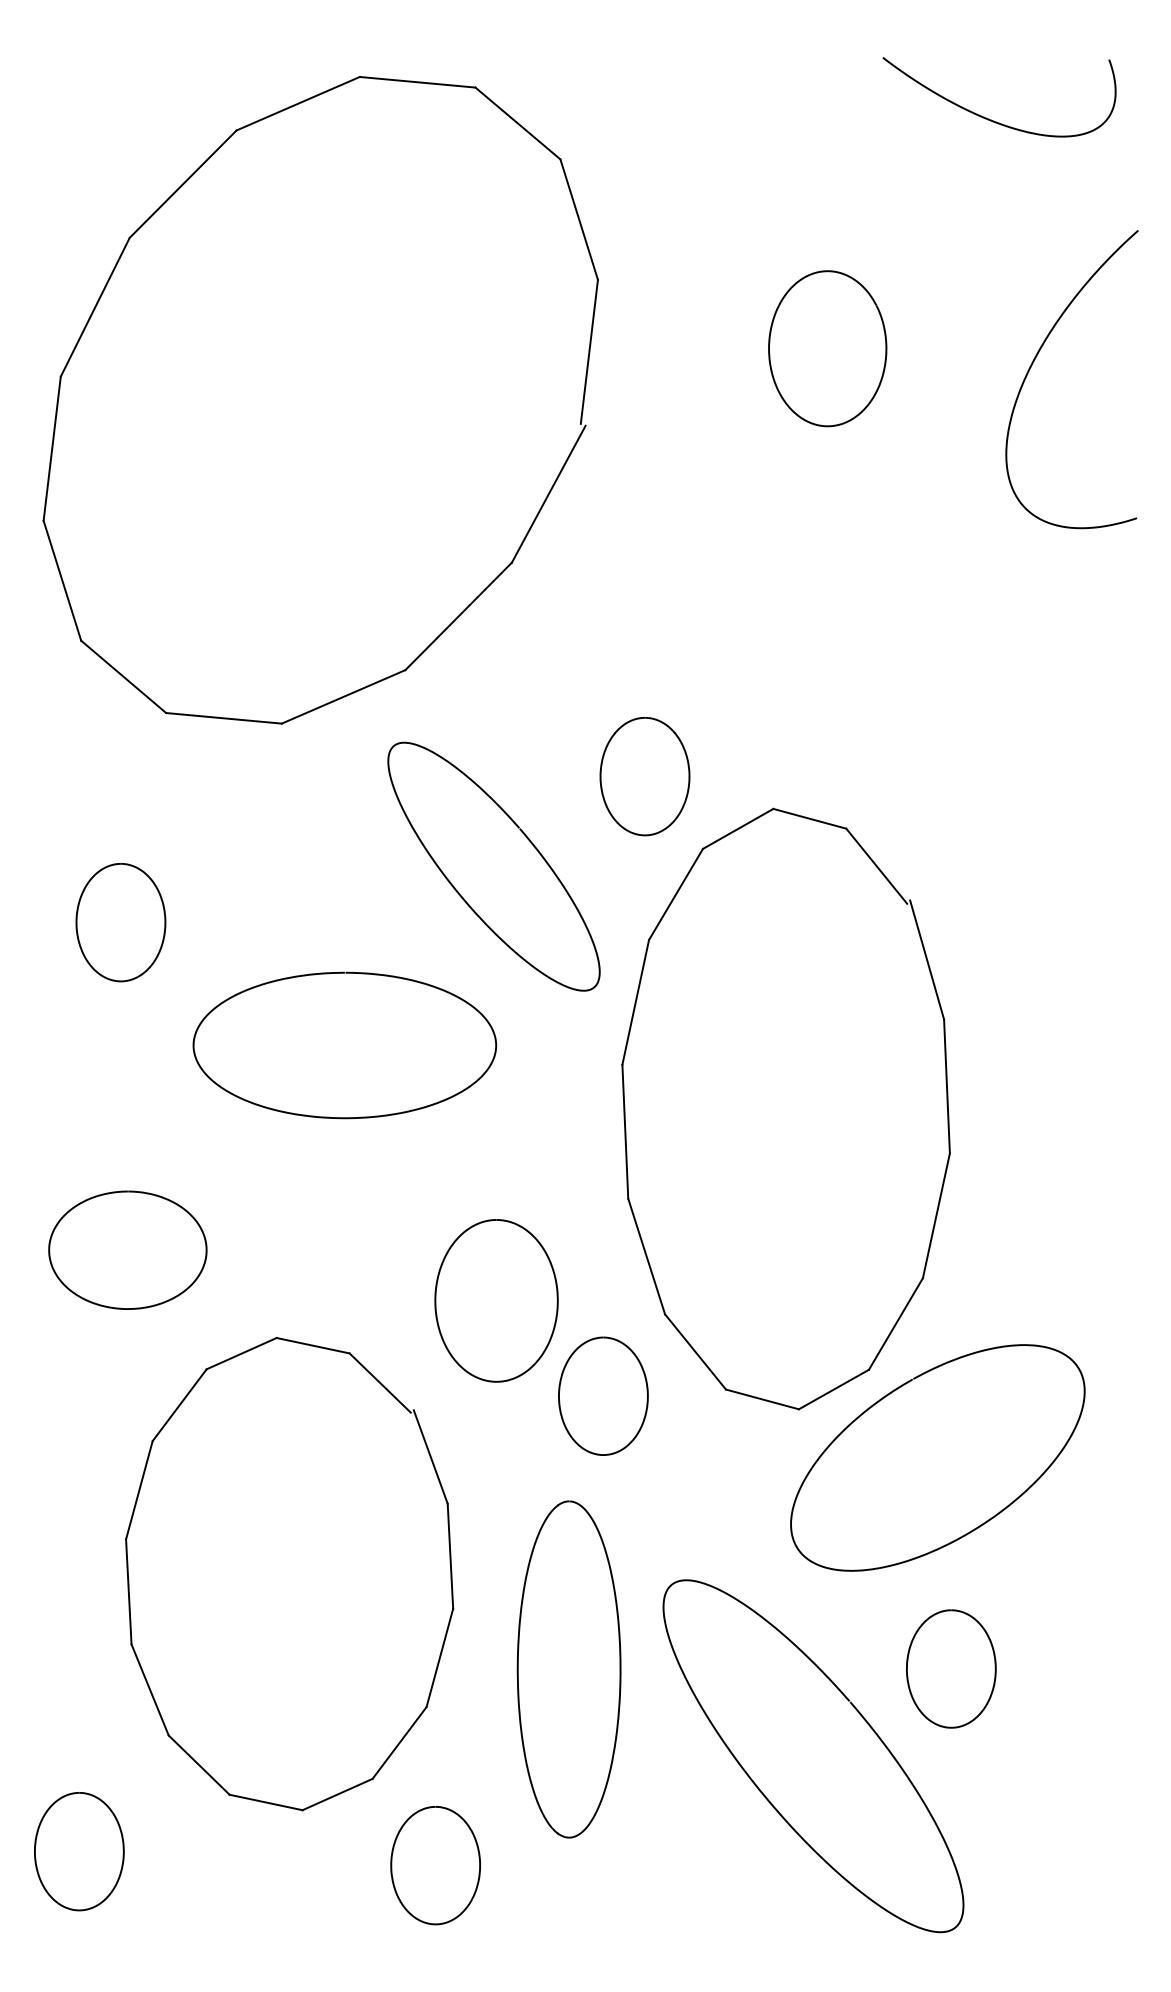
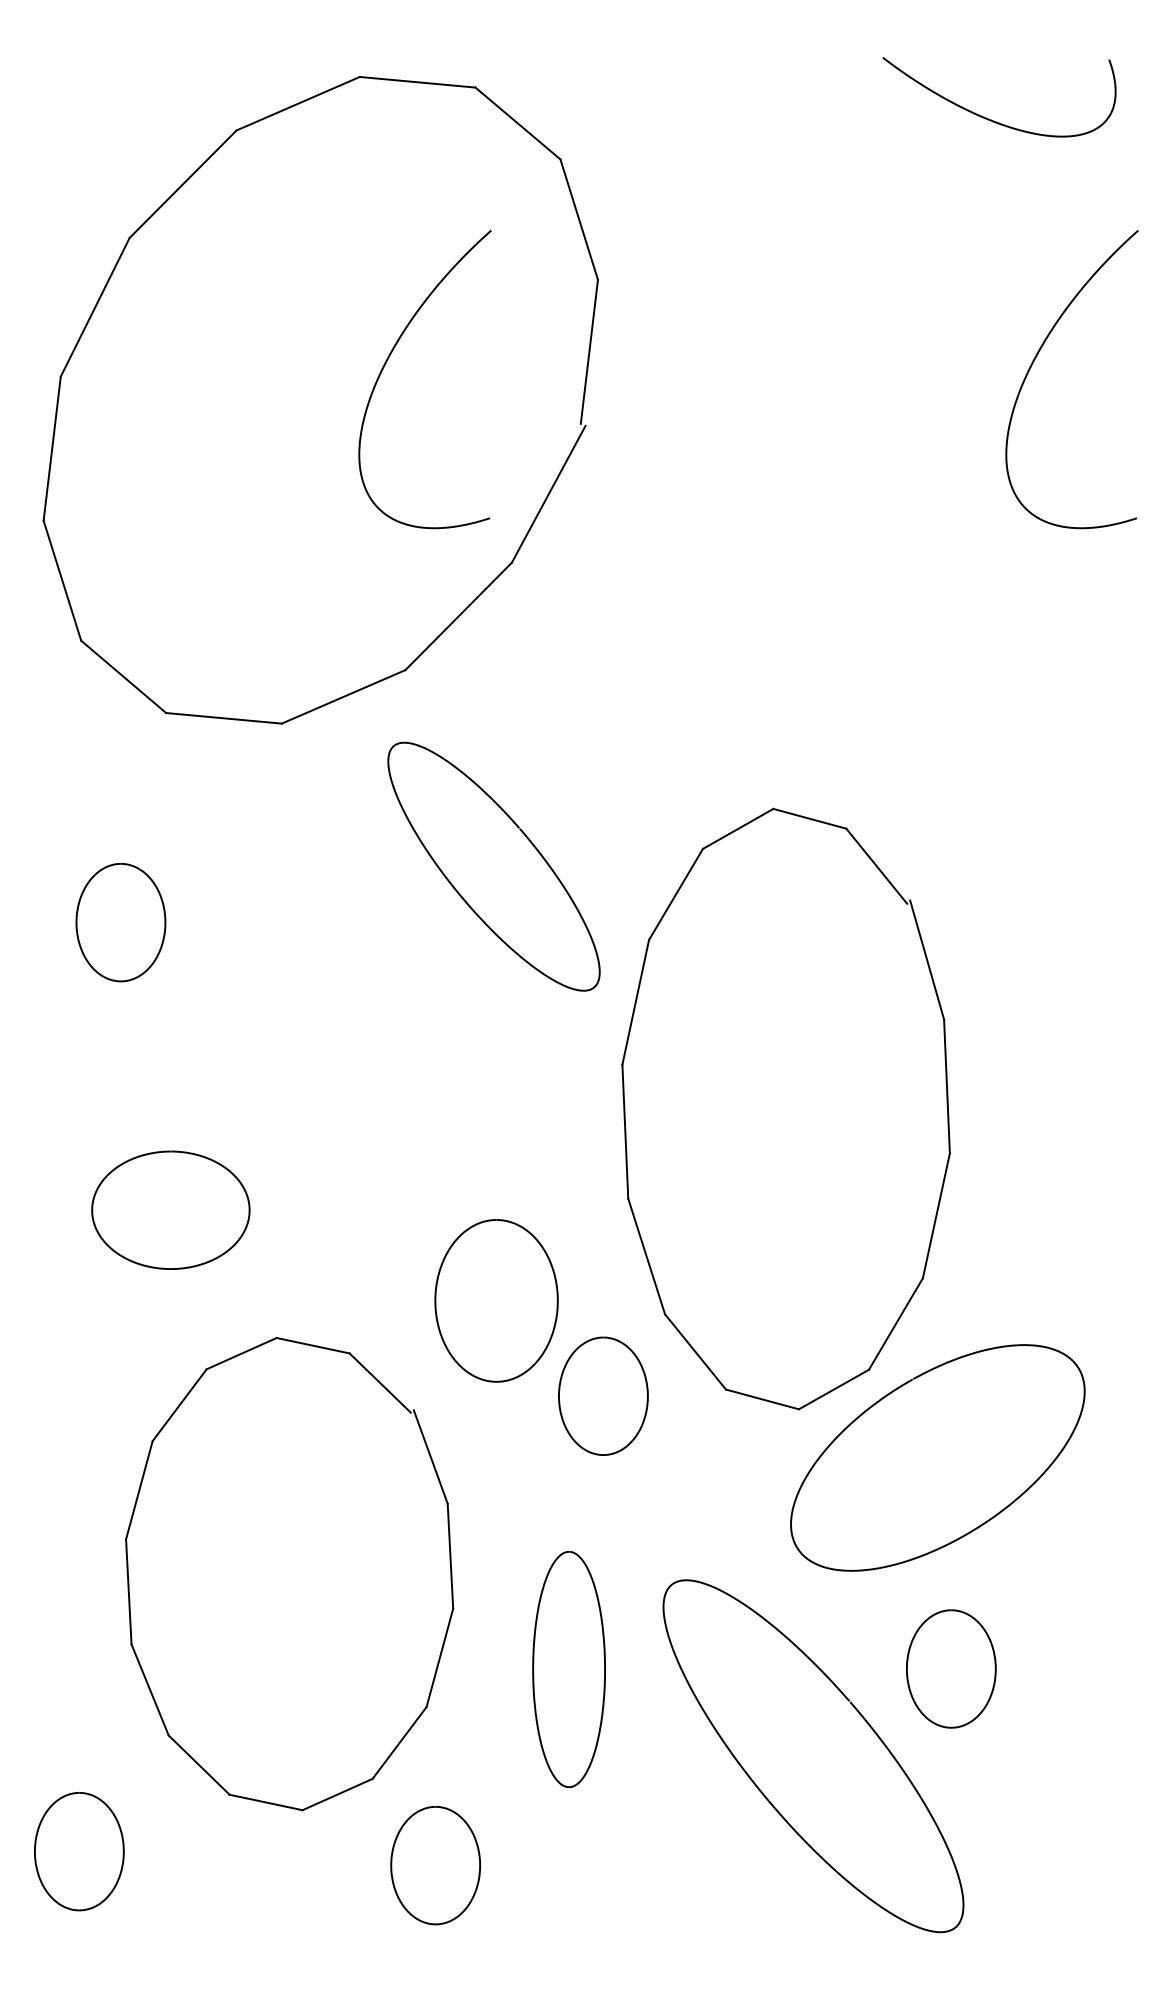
curve: present -> none (770, 343)
curve: none -> present (390, 356)
part: present -> none (644, 776)
curve: present -> none (344, 973)
curve position: (127, 1192) -> (170, 1152) (170, 1152)
part size: 106x339 px -> 74x239 px (568, 1669)
